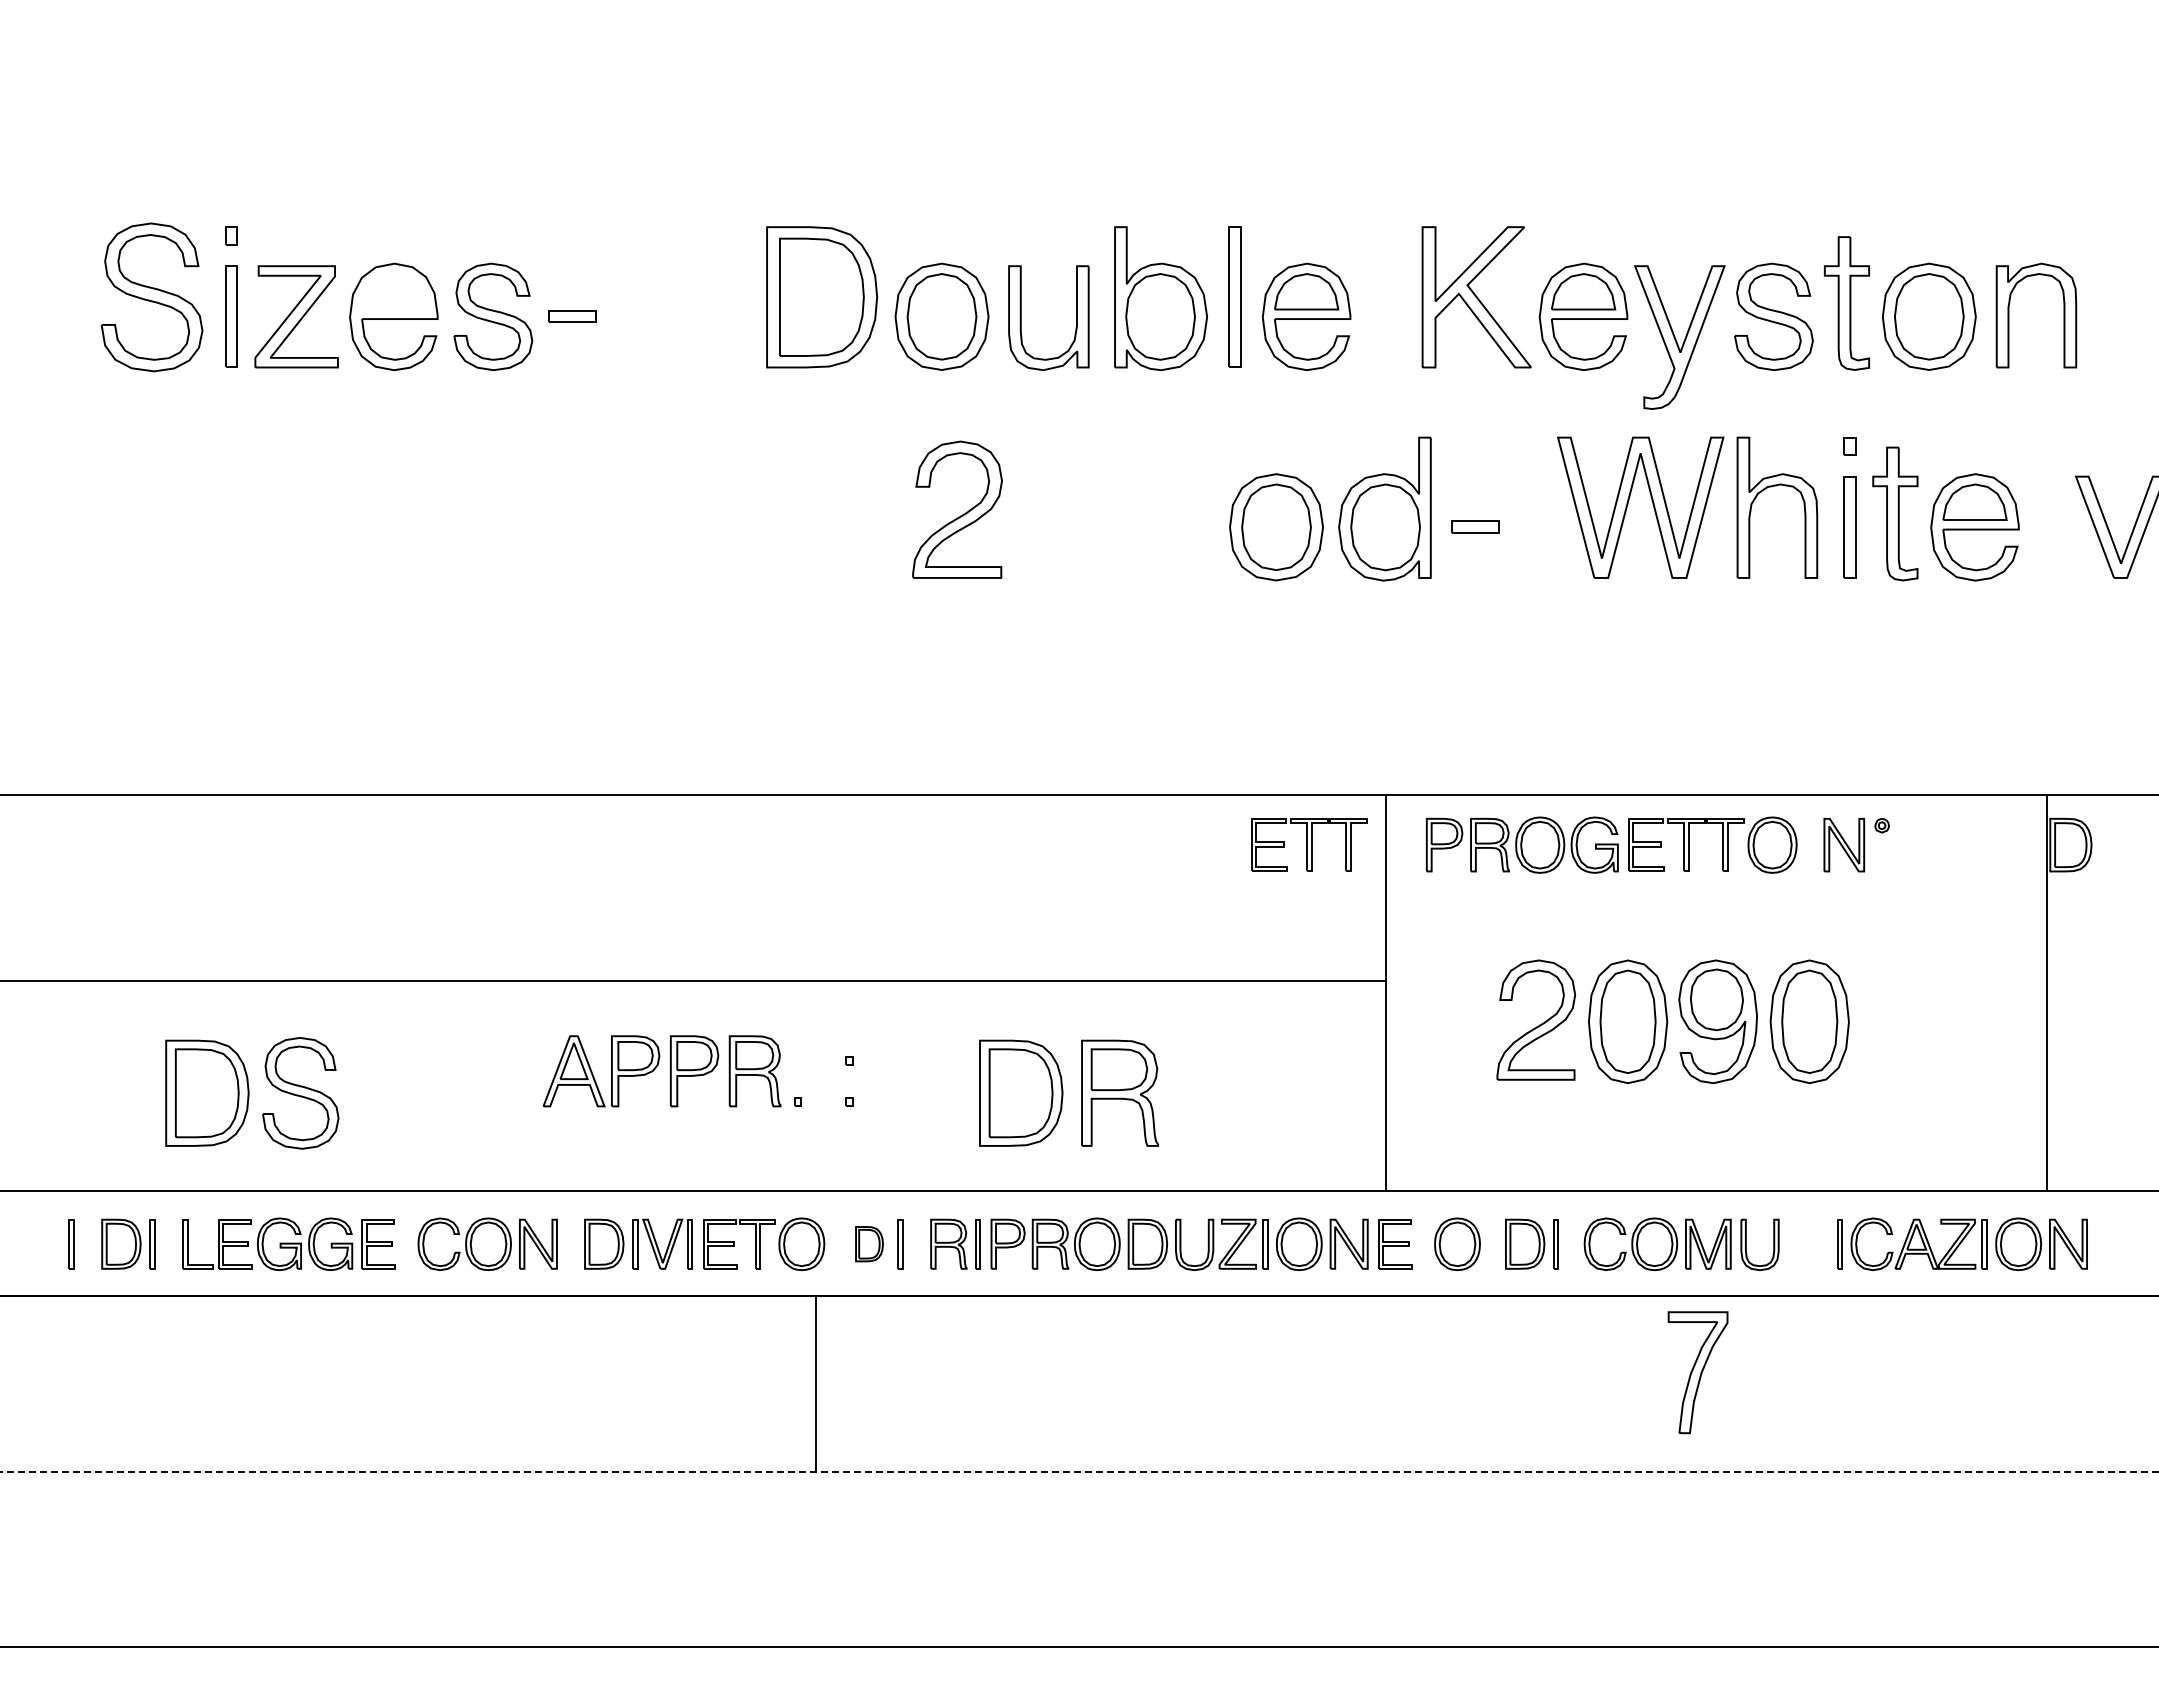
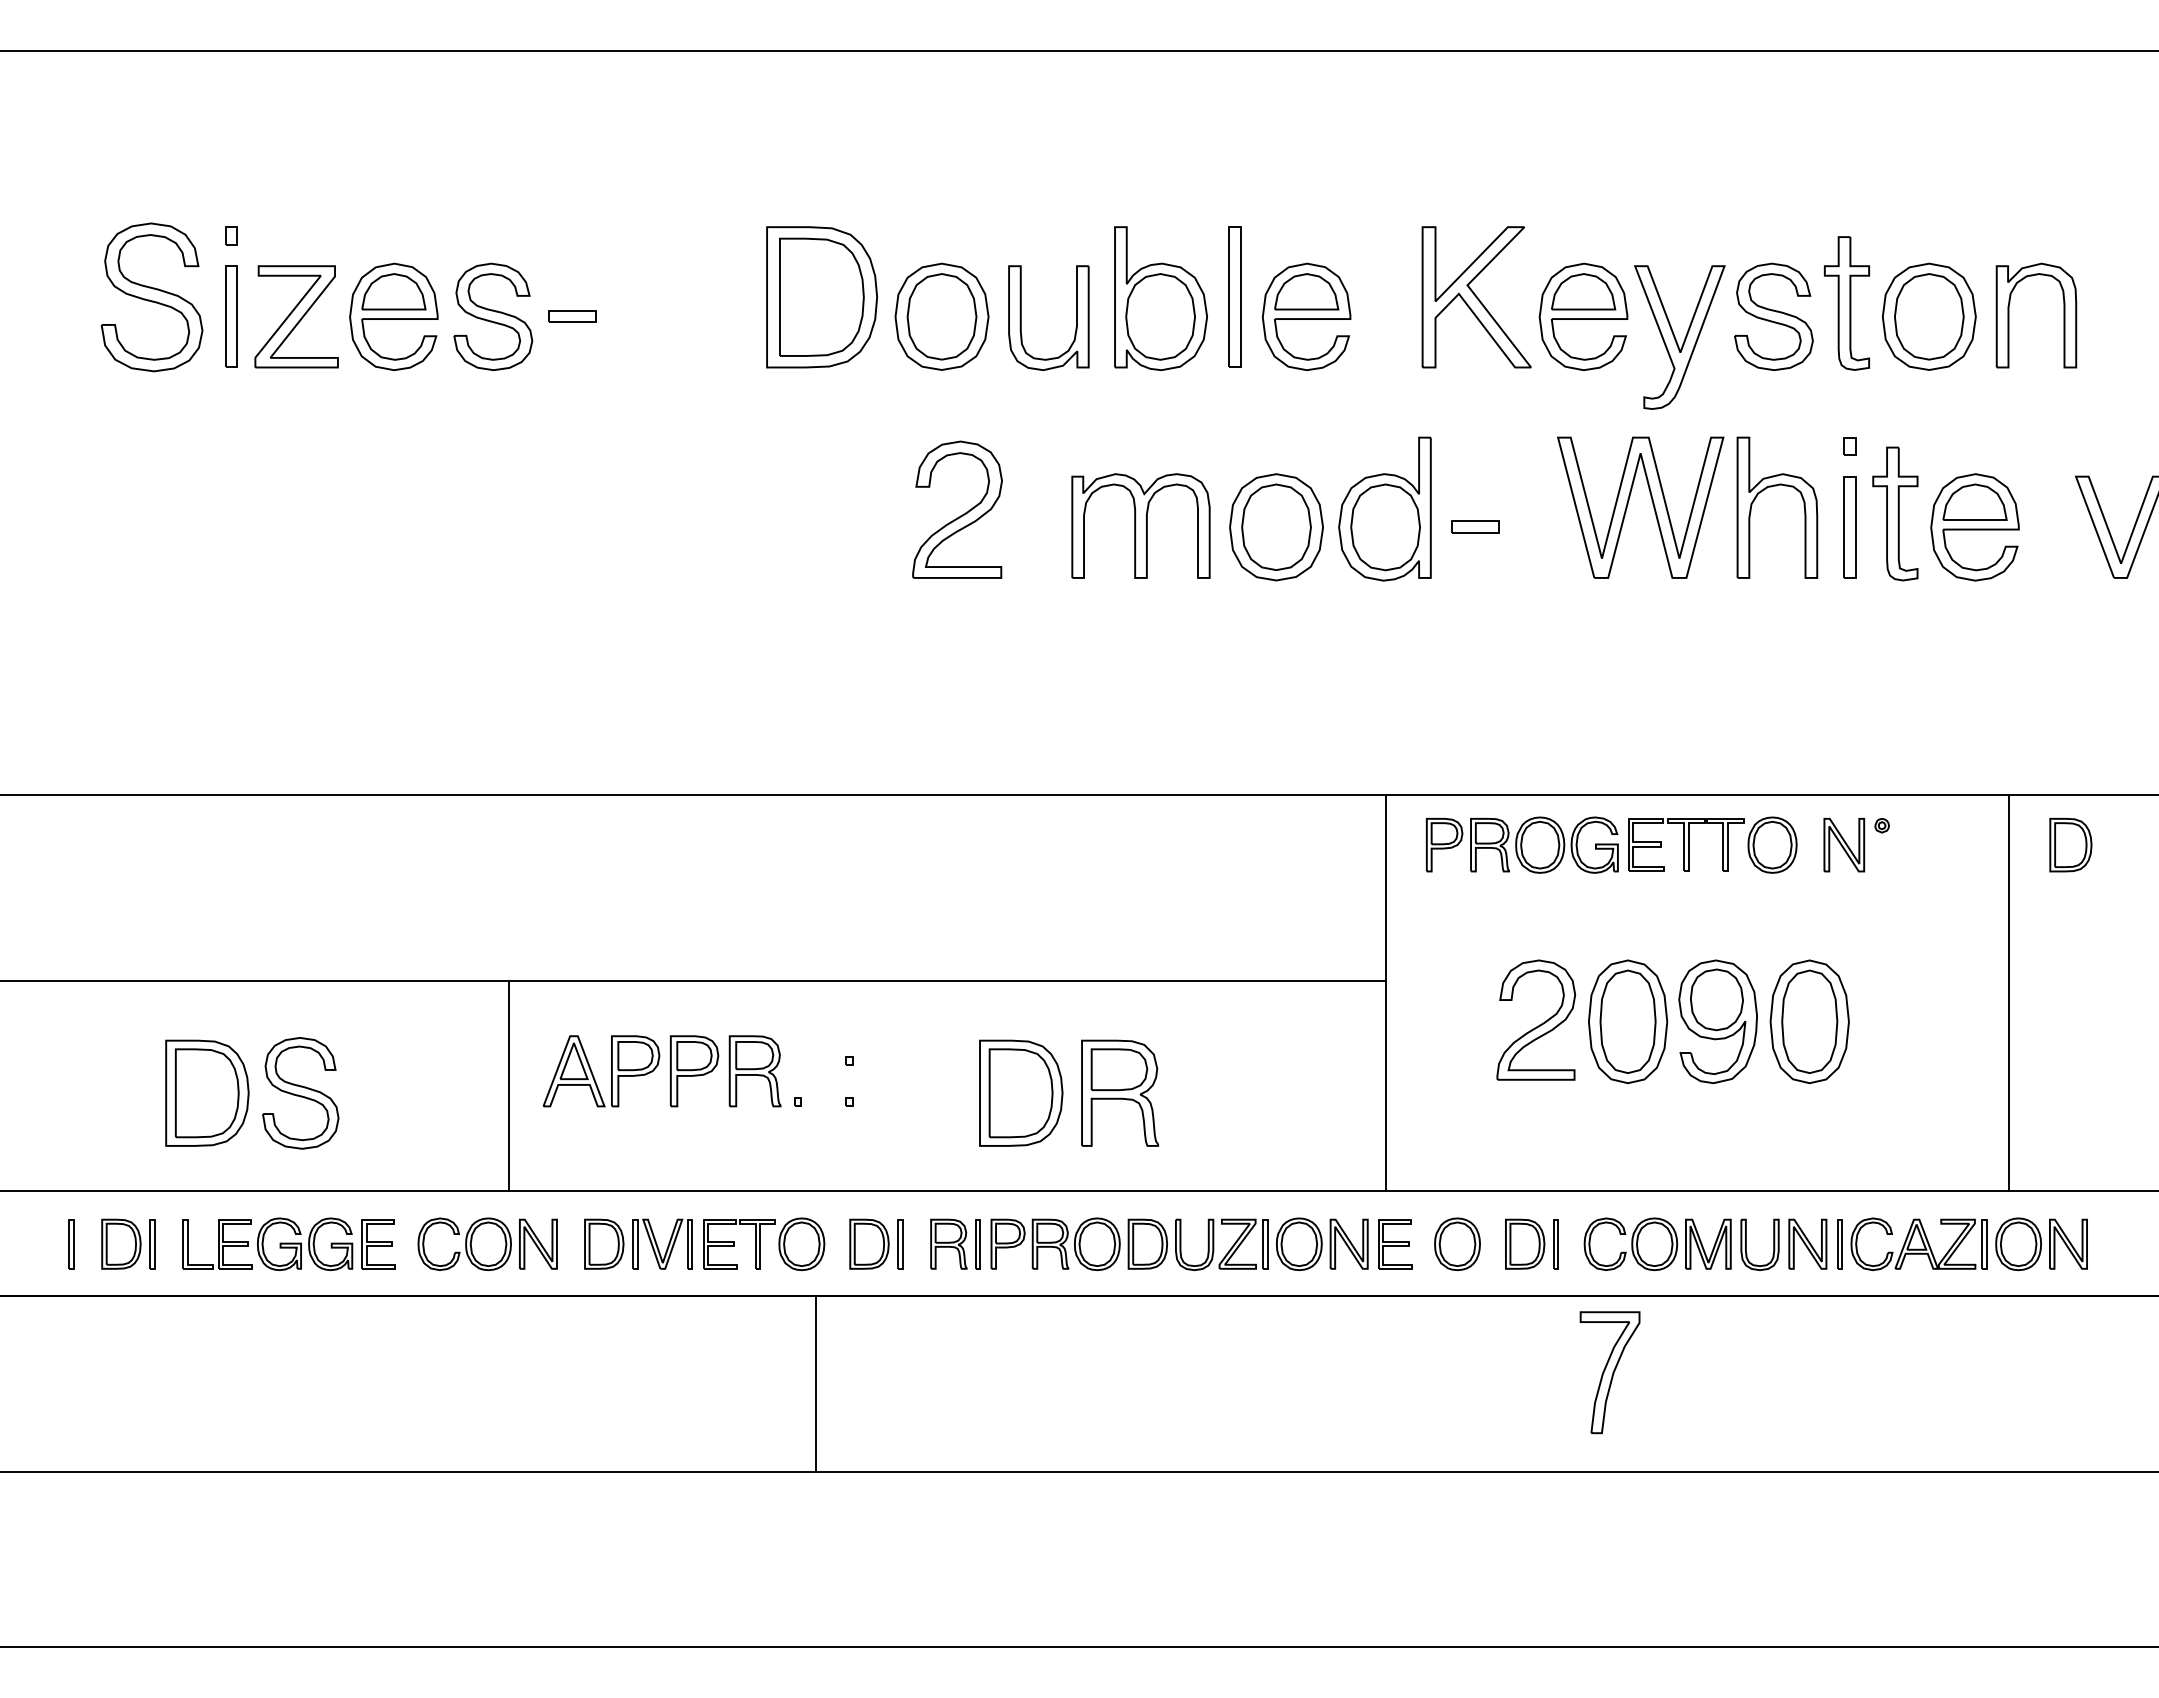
line: none -> present (1078, 50)
part: none -> present (393, 291)
part: none -> present (1140, 525)
part: present -> none (1309, 844)
line position: (2047, 992) -> (2009, 992) (2009, 992)
line: none -> present (508, 1085)
part: none -> present (1807, 1243)
part size: 29x37 px -> 41x52 px (869, 1243)
part position: (1697, 1372) -> (1609, 1372) (1609, 1372)
line: dashed -> solid (1080, 1471)
